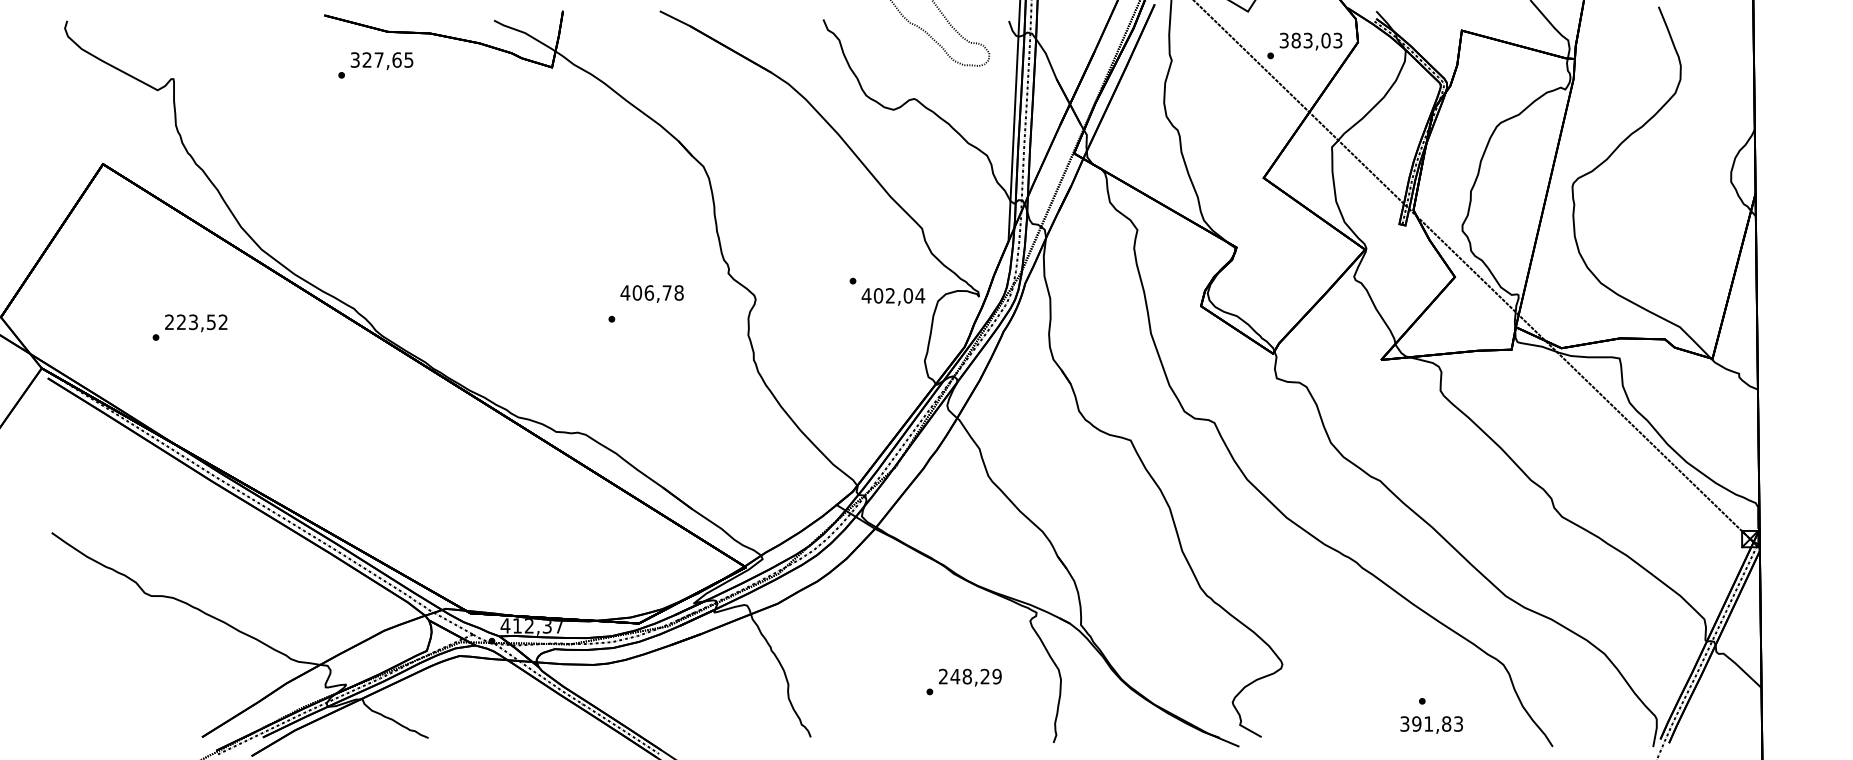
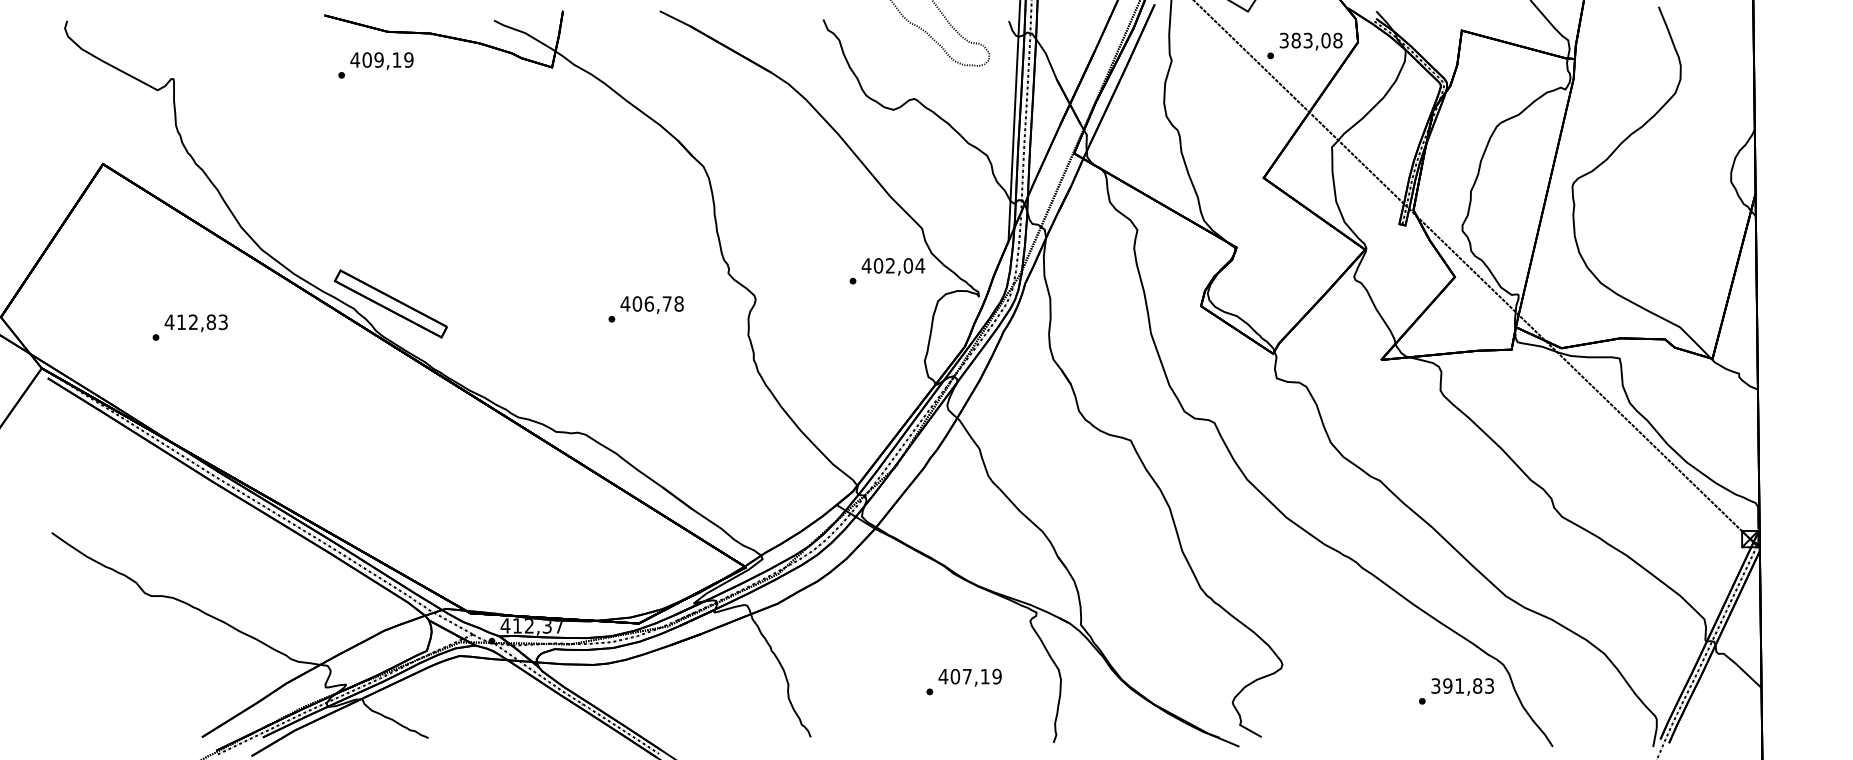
text: 383,03 -> 383,08 (1337, 40)
text: 327,65 -> 409,19 (381, 59)
text position: (651, 293) -> (651, 304) (651, 304)
text position: (893, 296) -> (893, 266) (893, 266)
part: none -> present (390, 303)
text: 223,52 -> 412,83 (195, 322)
text: 248,29 -> 407,19 (963, 676)
text position: (1431, 724) -> (1462, 686) (1462, 686)
